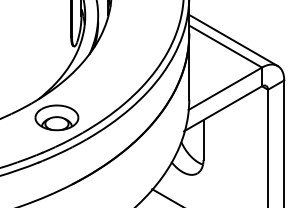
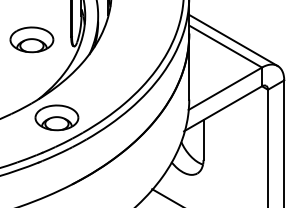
part: none -> present (31, 39)
